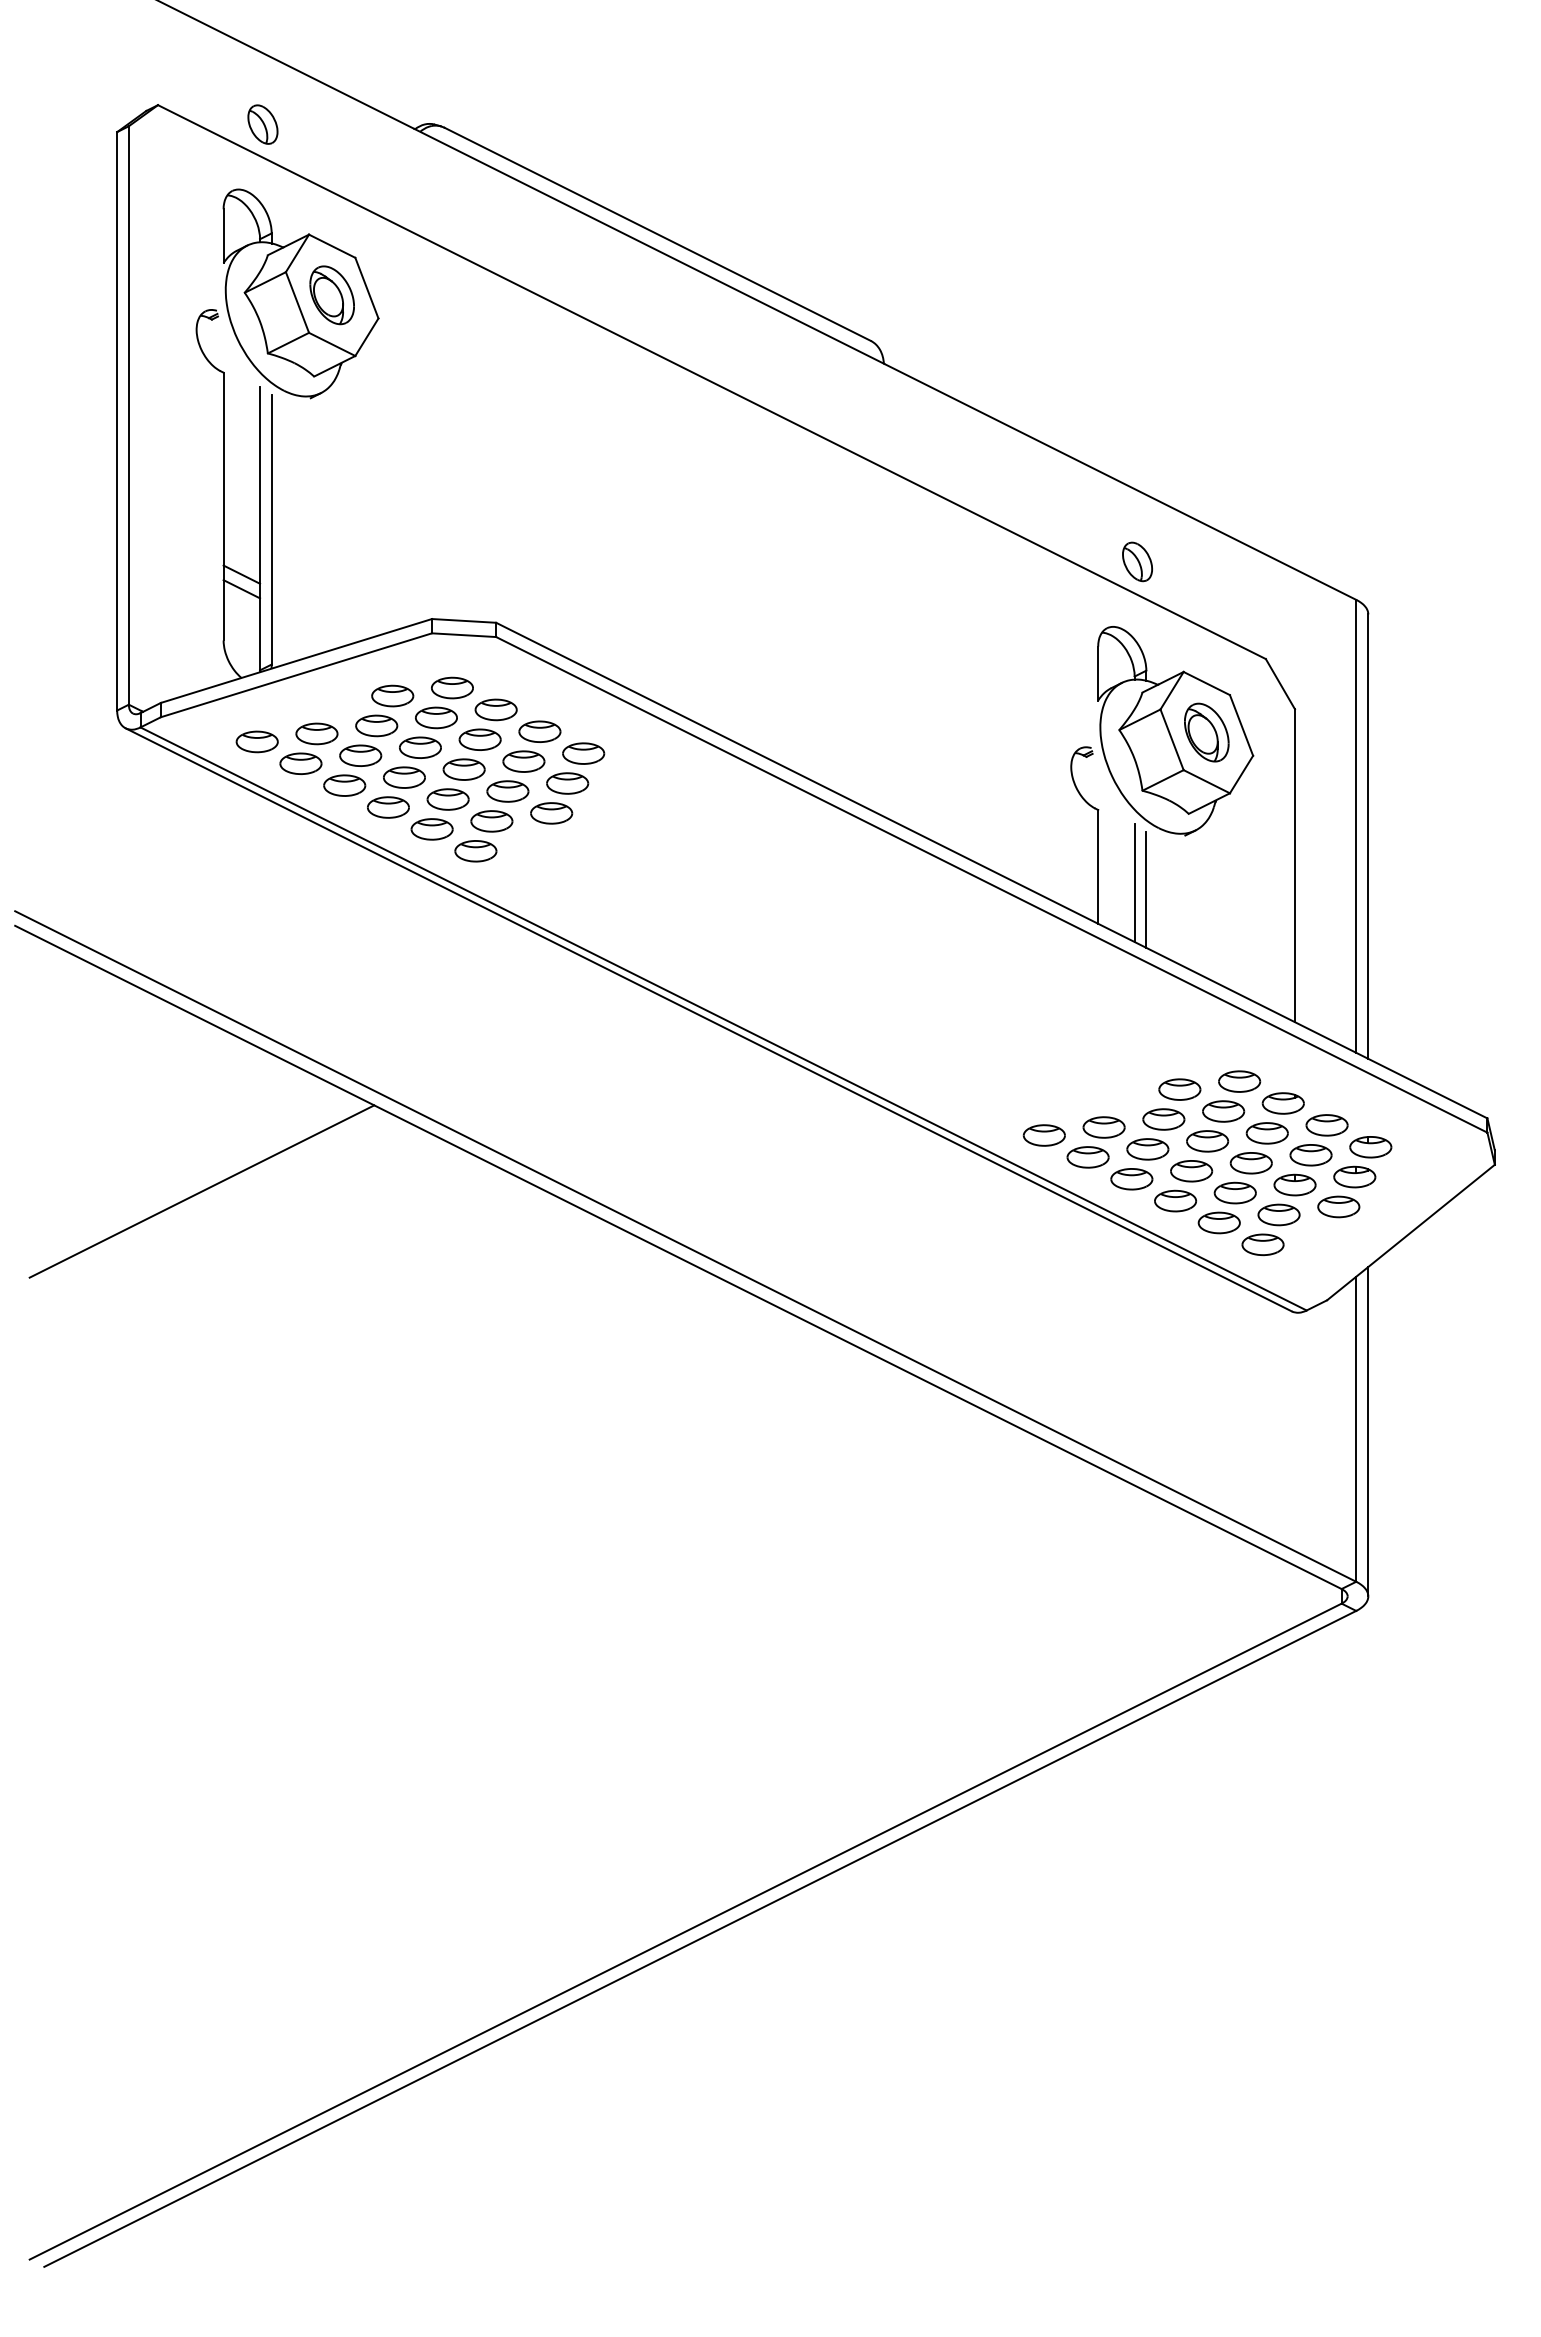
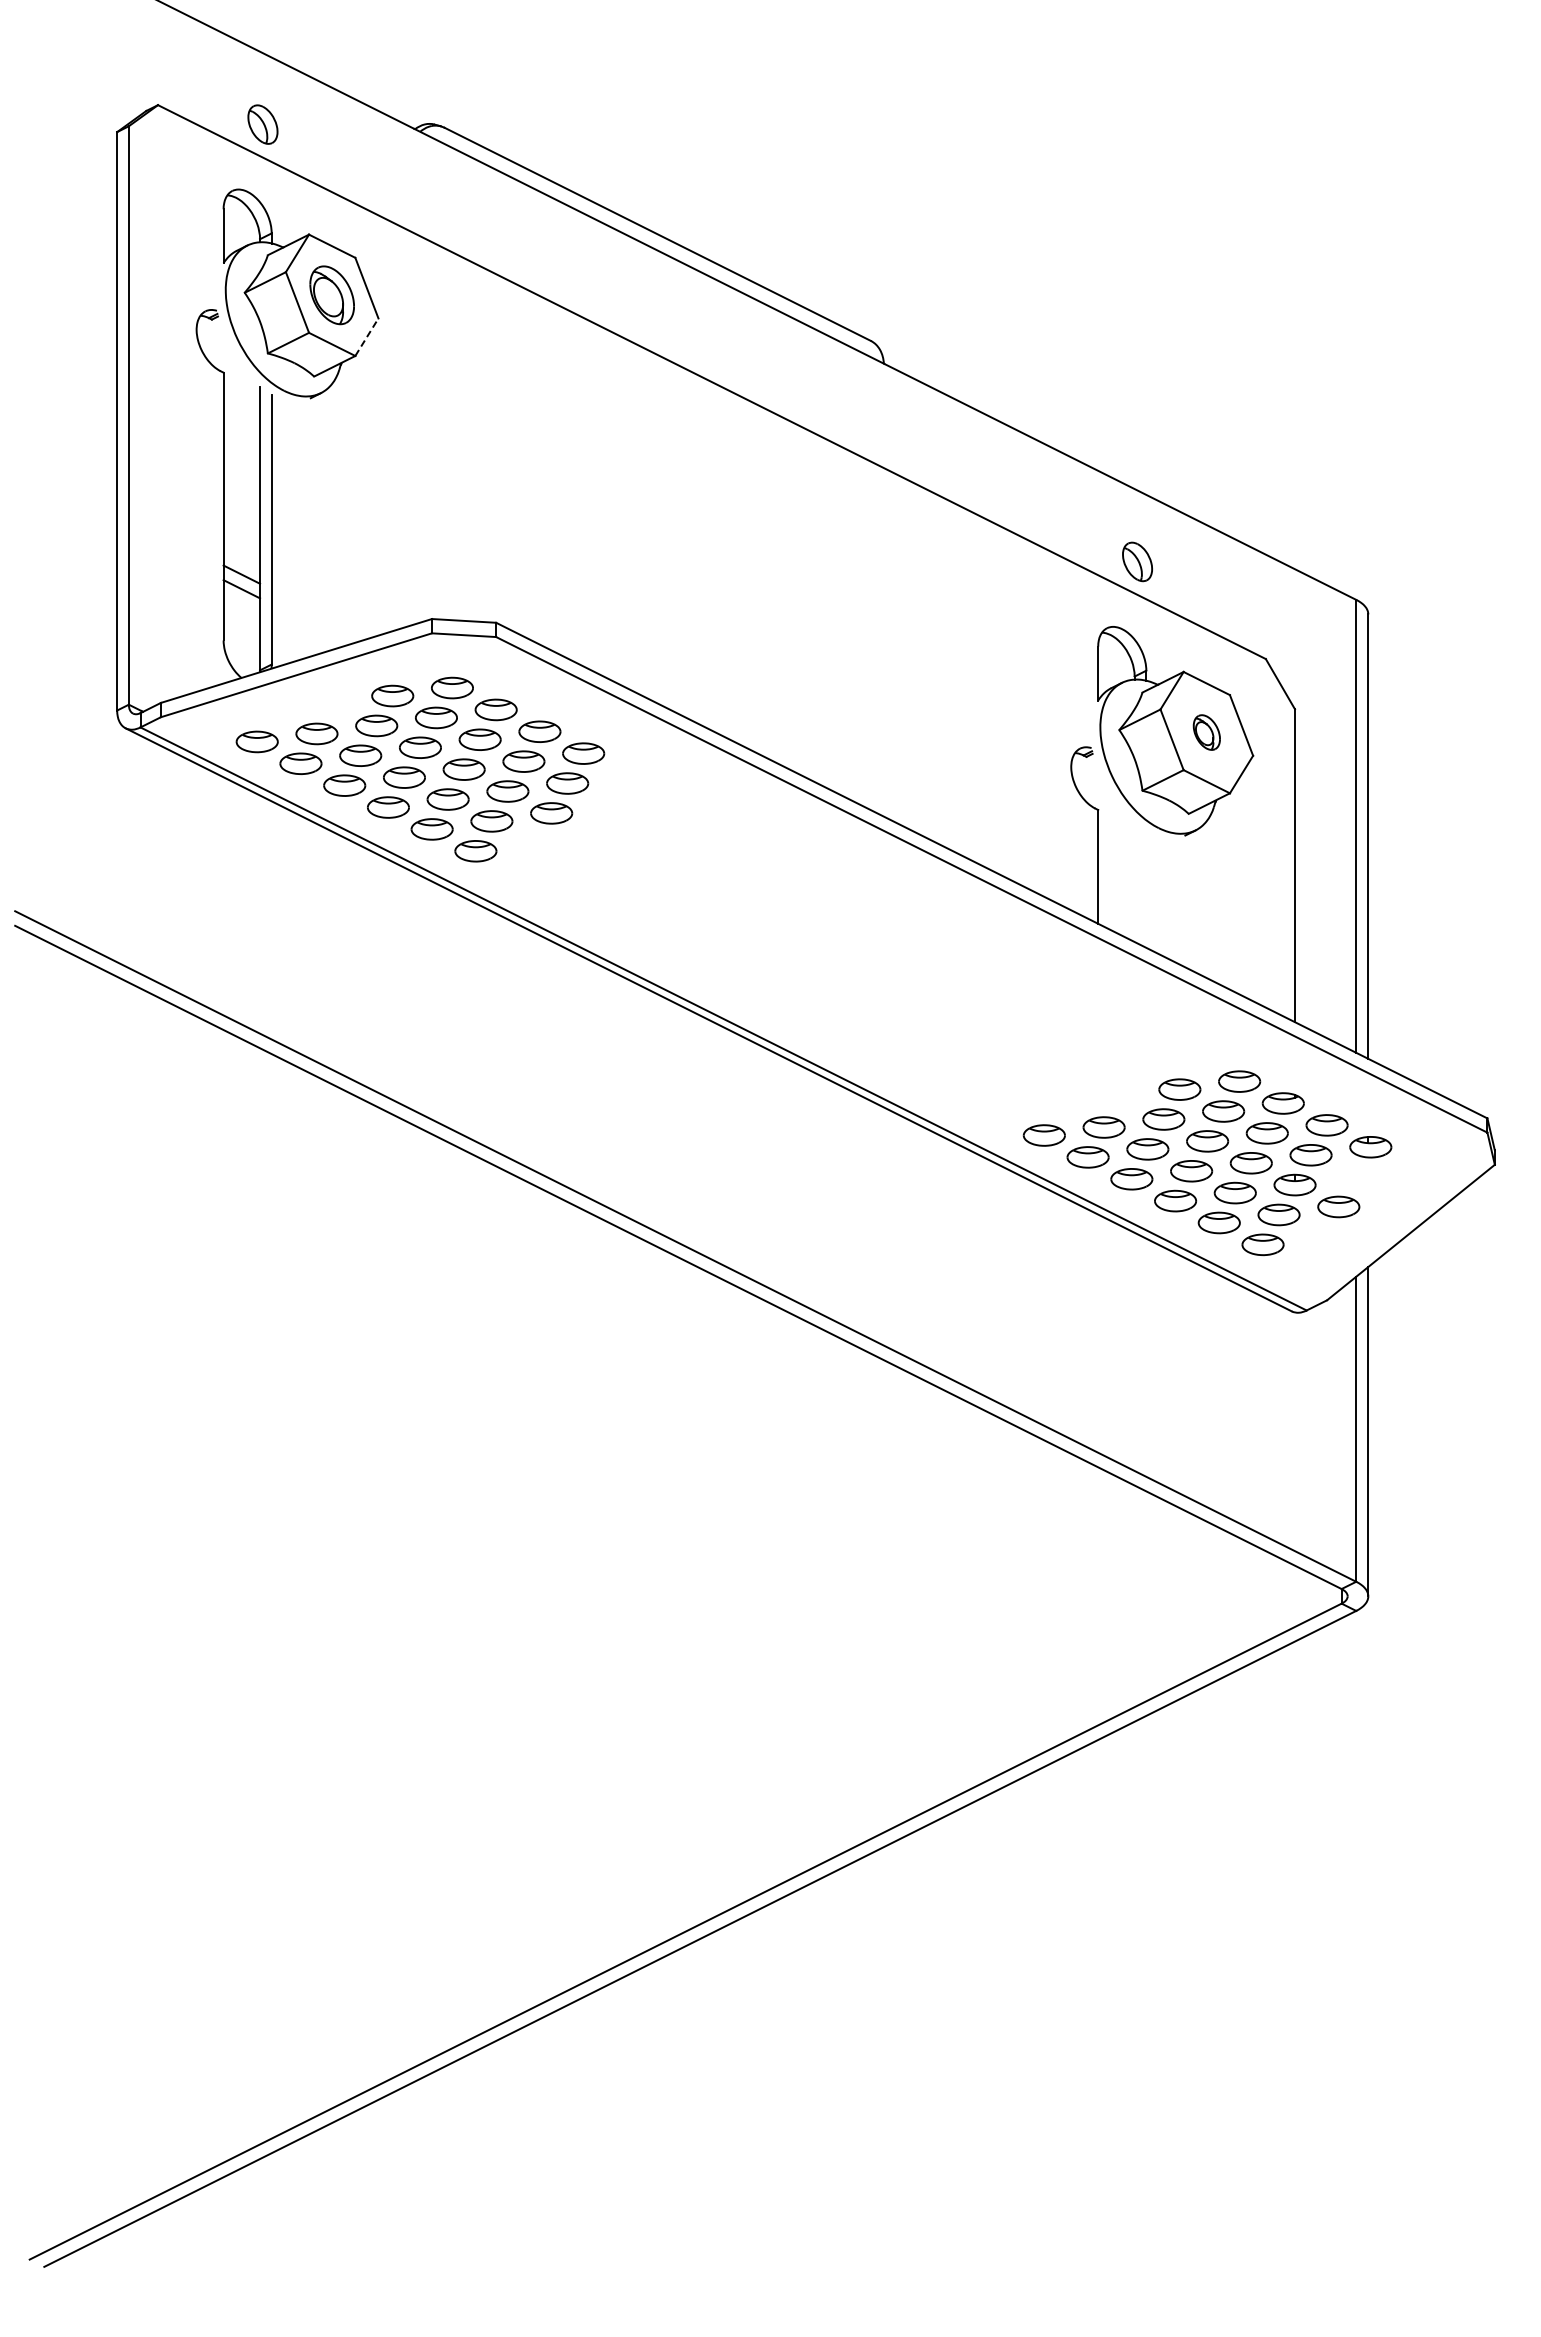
line: solid -> dashed (367, 336)
part size: 46x61 px -> 29x37 px (1206, 732)
line: present -> none (1134, 883)
line: present -> none (1146, 889)
part: present -> none (1354, 1176)
line: present -> none (201, 1191)
